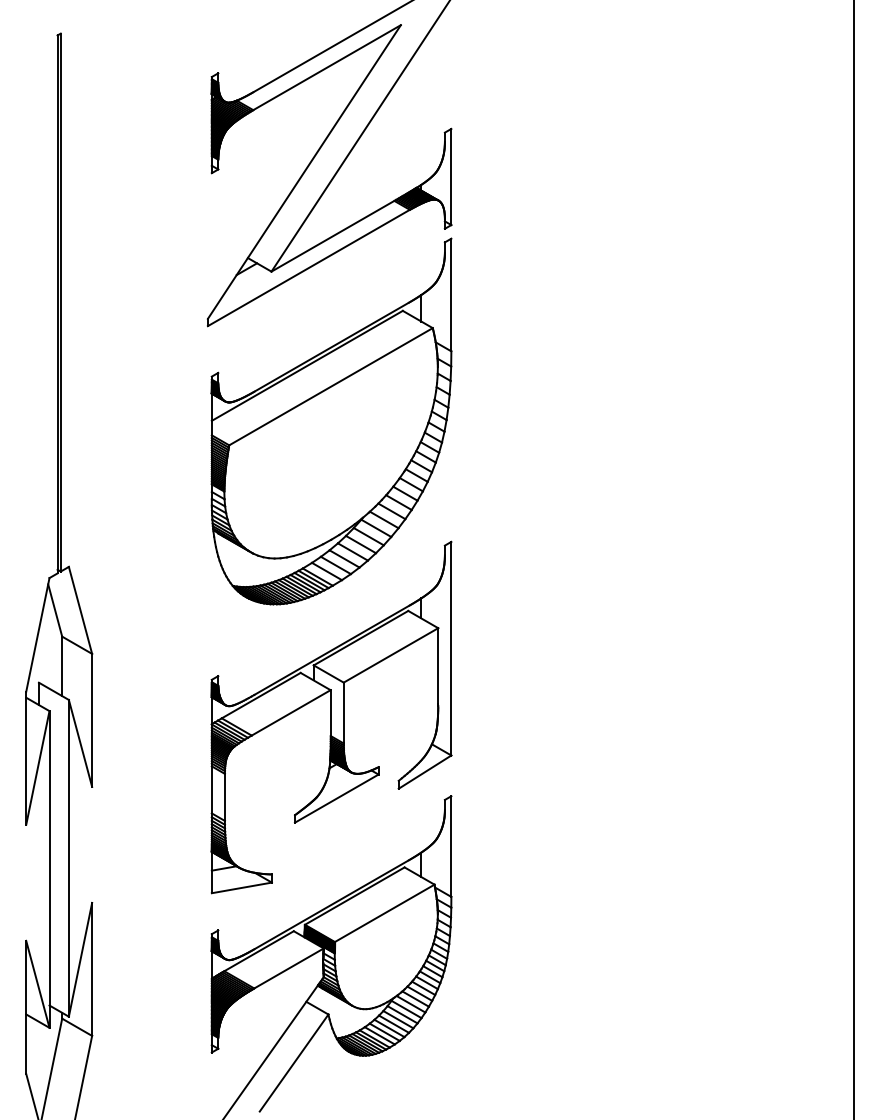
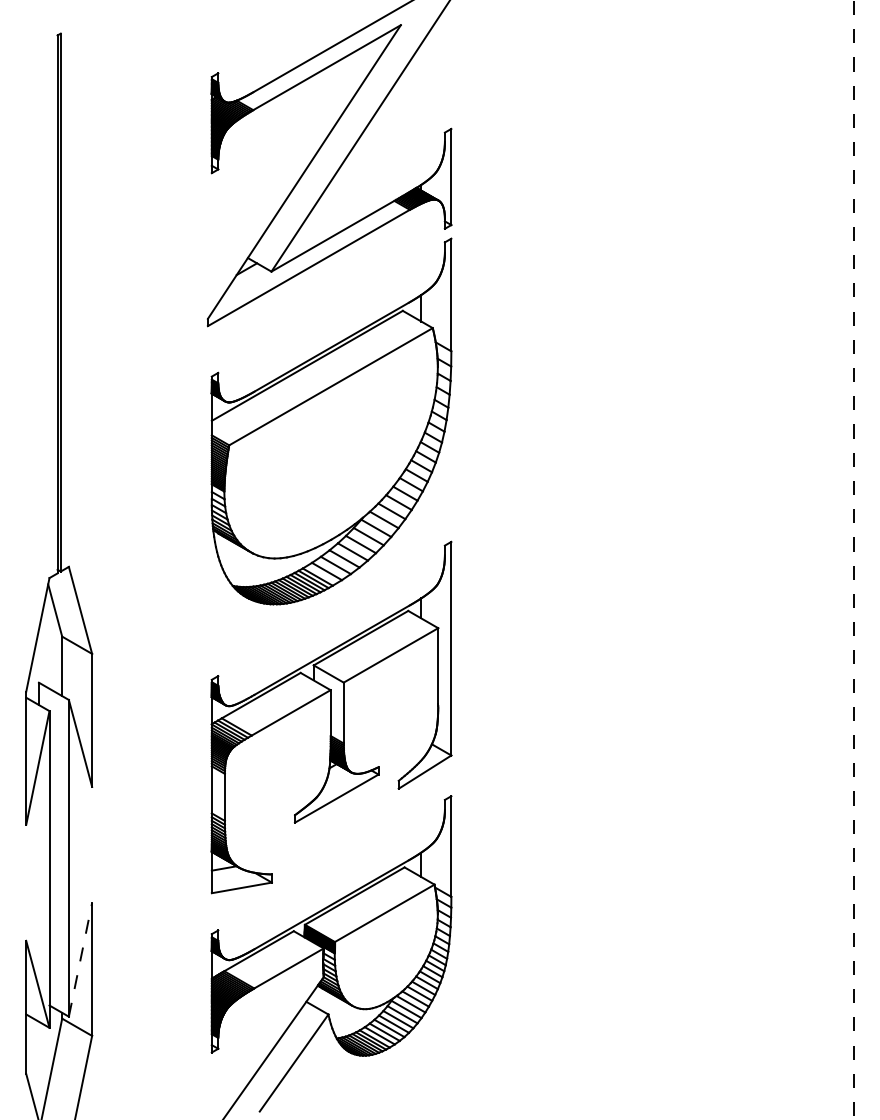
line: solid -> dashed (853, 559)
line: solid -> dashed (80, 959)
